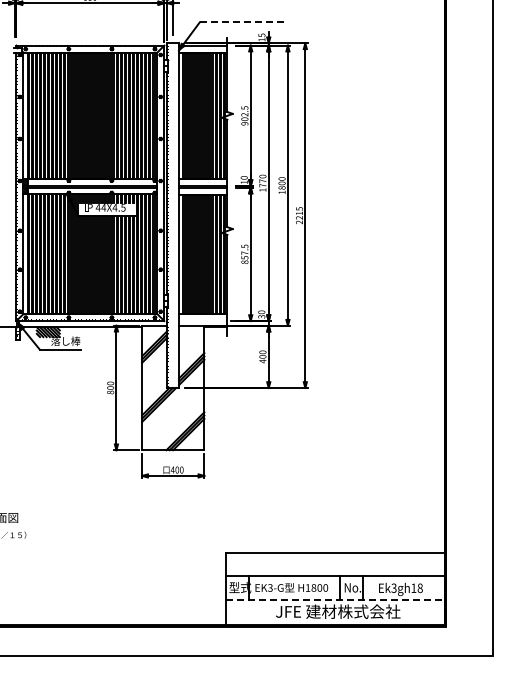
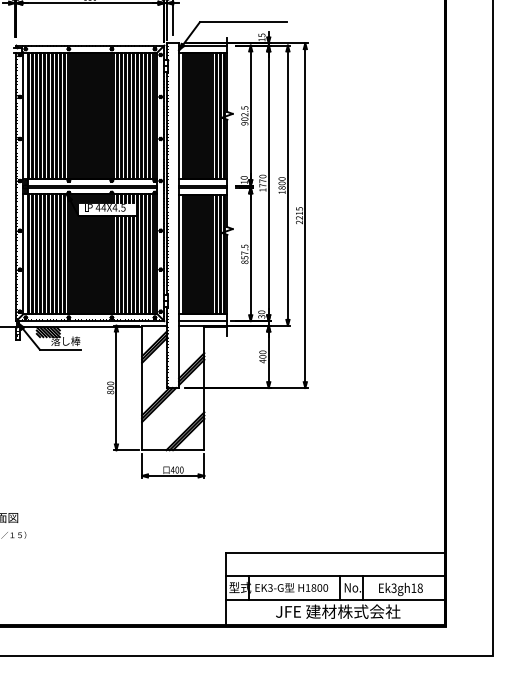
line: dashed -> solid (243, 22)
line: none -> present (203, 321)
line: dashed -> solid (335, 599)
